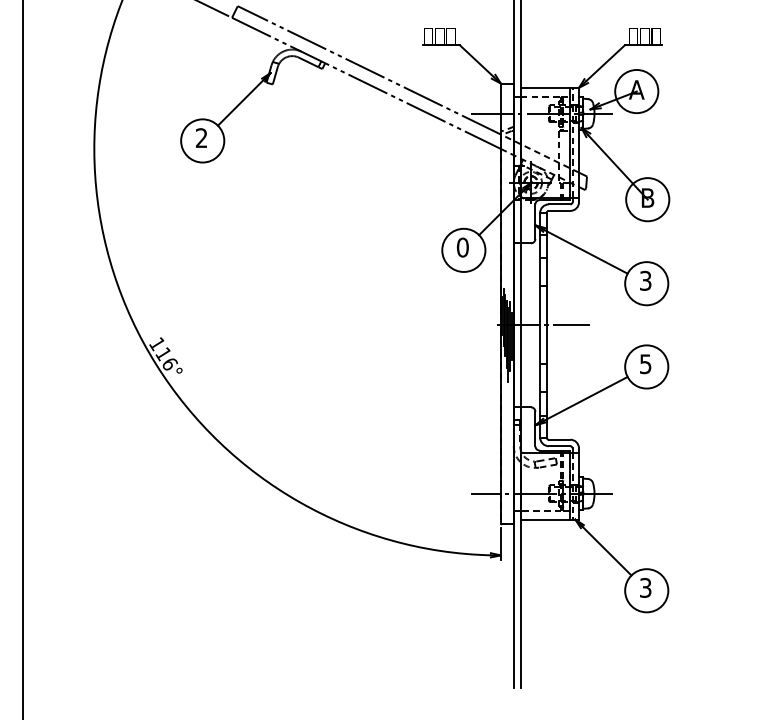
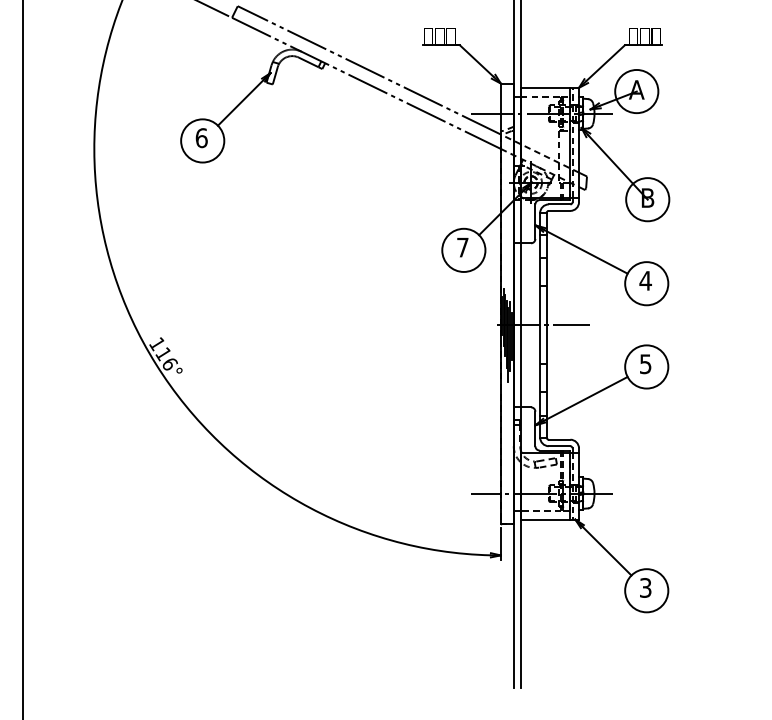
text: 2 -> 6 (201, 138)
text: 0 -> 7 (462, 247)
text: 3 -> 4 (645, 280)
